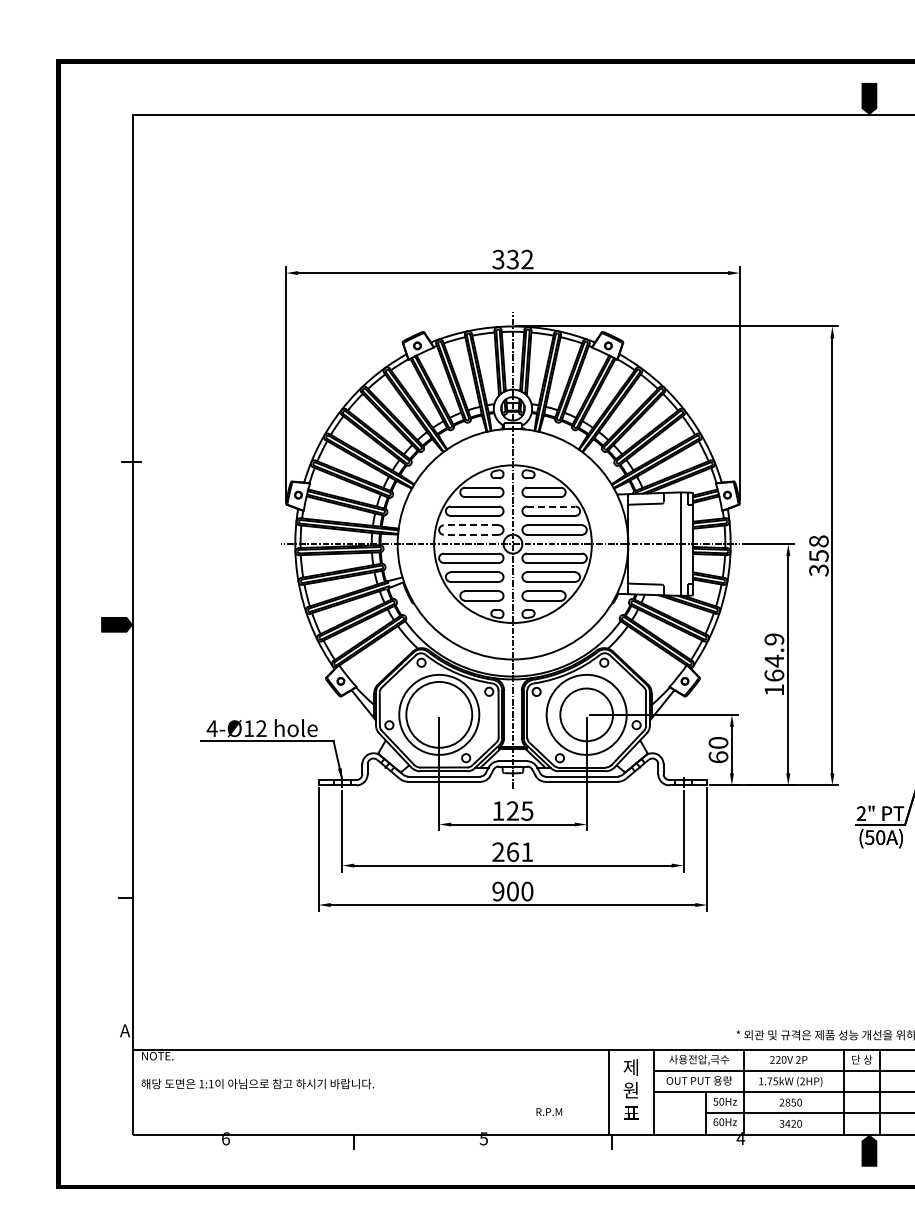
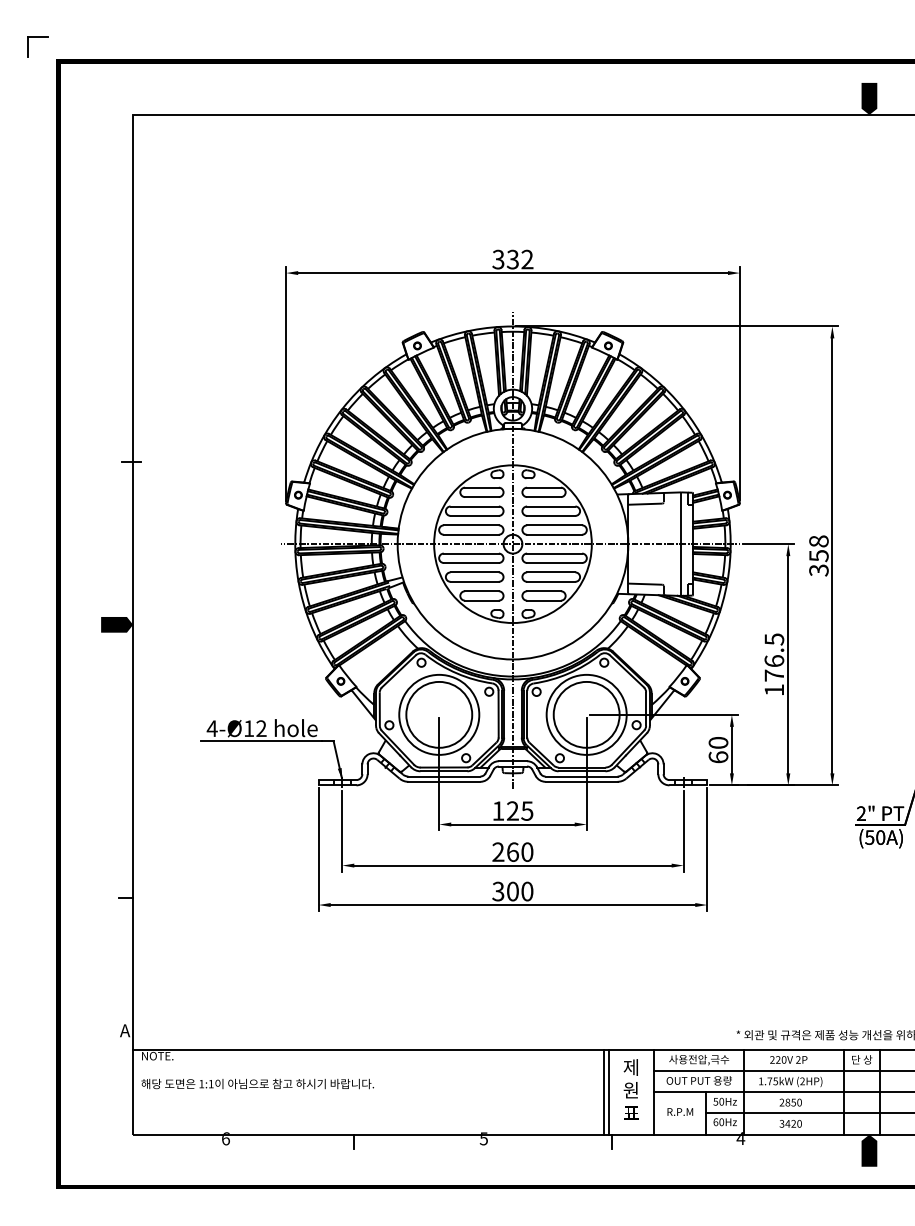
part: none -> present (37, 37)
line: dashed -> solid (551, 506)
line: dashed -> solid (471, 525)
line: dashed -> solid (471, 534)
text: 164.9 -> 176.5 (774, 657)
circle diameter: 53 px -> 66 px (586, 714)
text: 261 -> 260 (527, 851)
text: 900 -> 300 (498, 891)
line: none -> present (603, 1092)
text position: (549, 1111) -> (680, 1111) (680, 1111)
